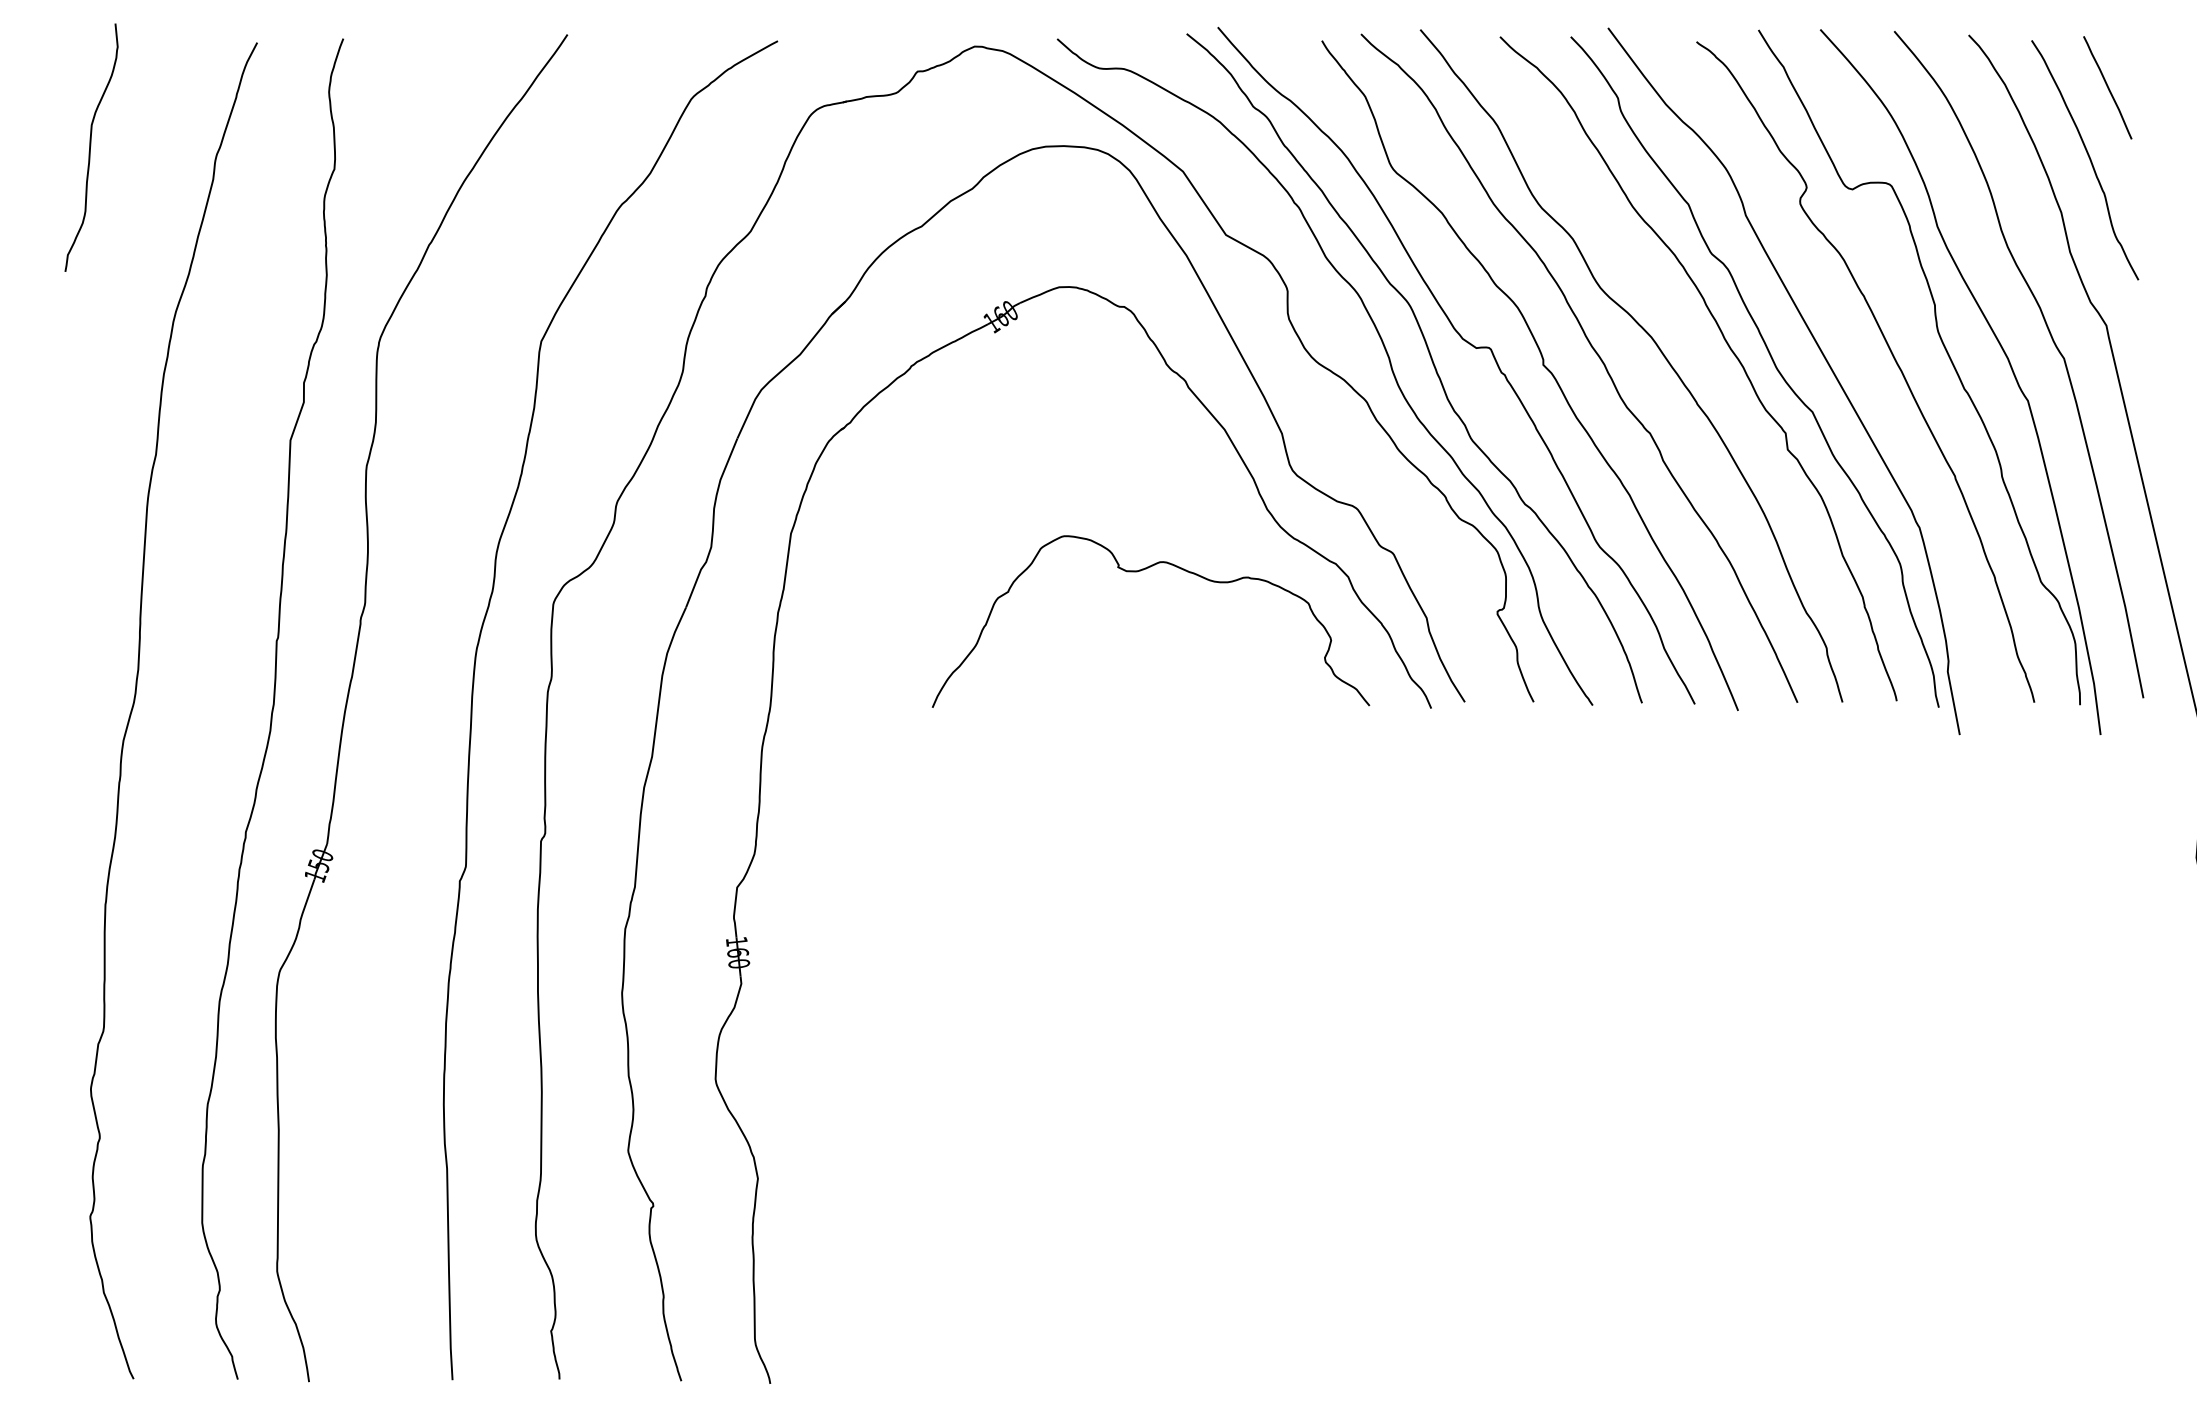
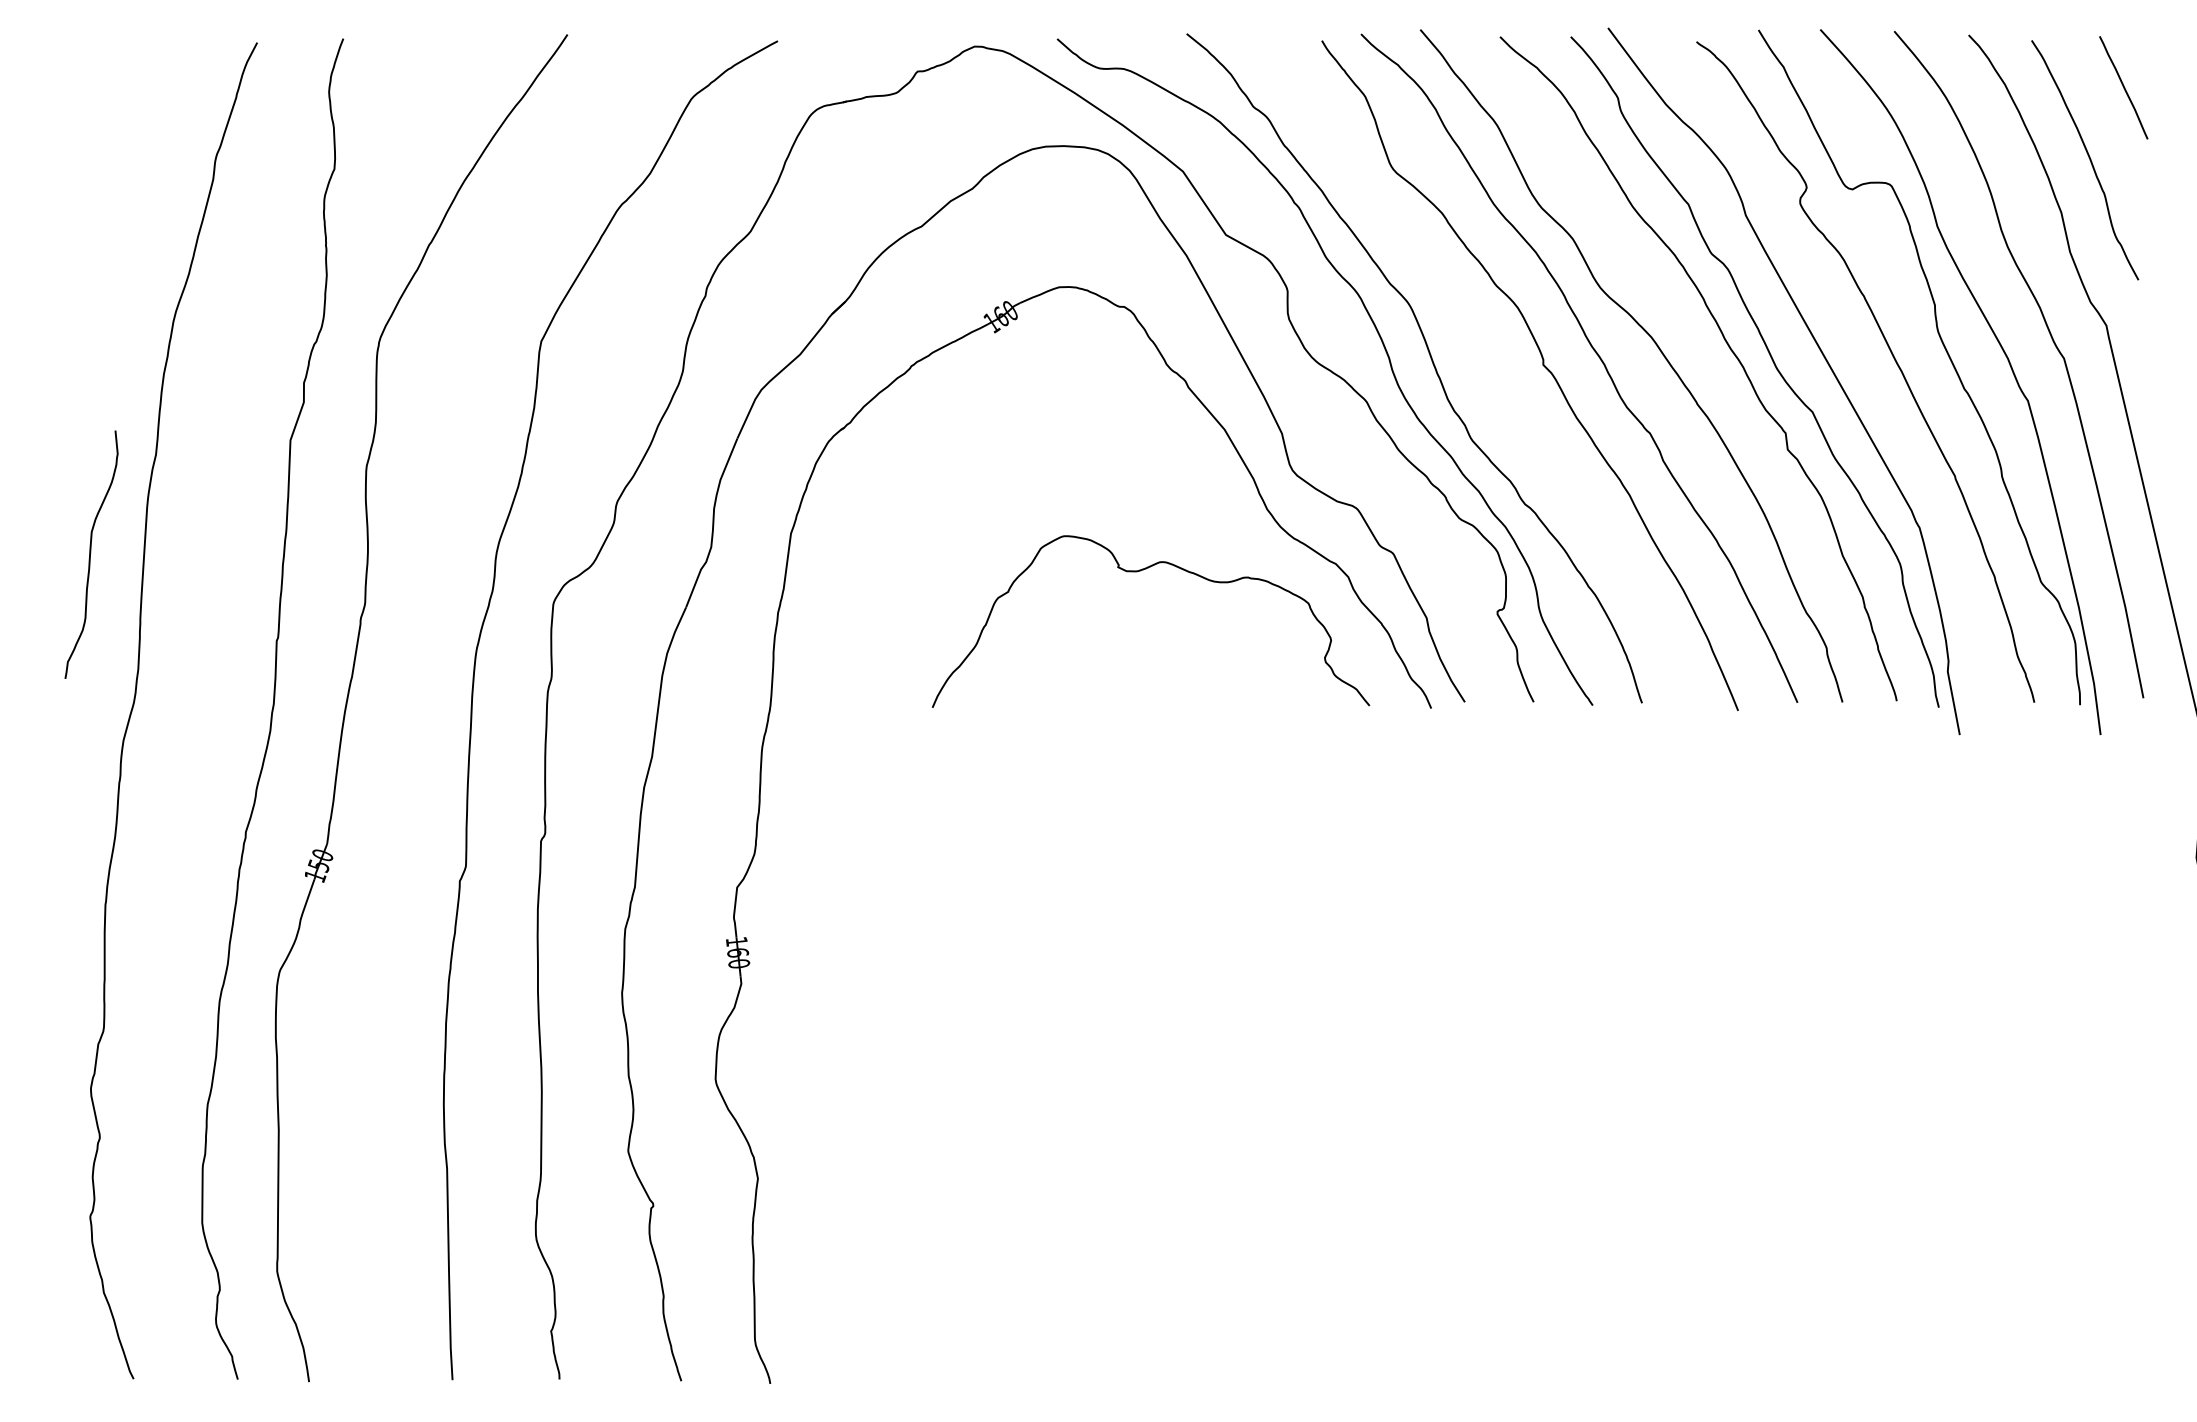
curve position: (2107, 87) -> (2123, 87) (2123, 87)
curve position: (91, 146) -> (91, 553) (91, 553)
curve: present -> none (1470, 345)
